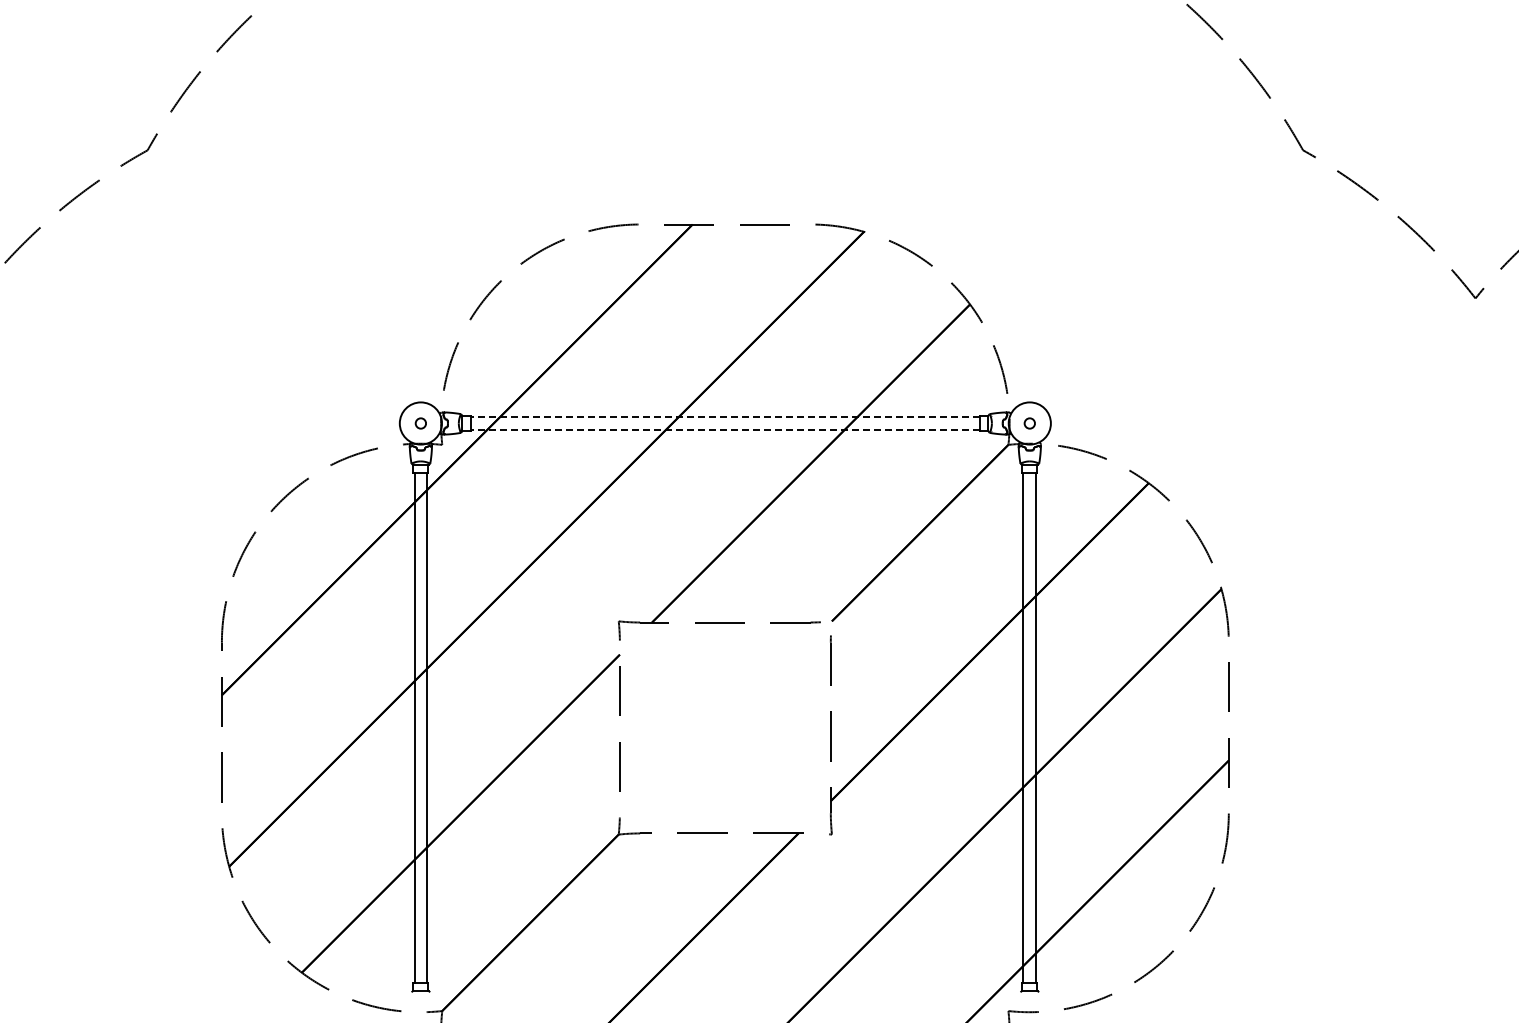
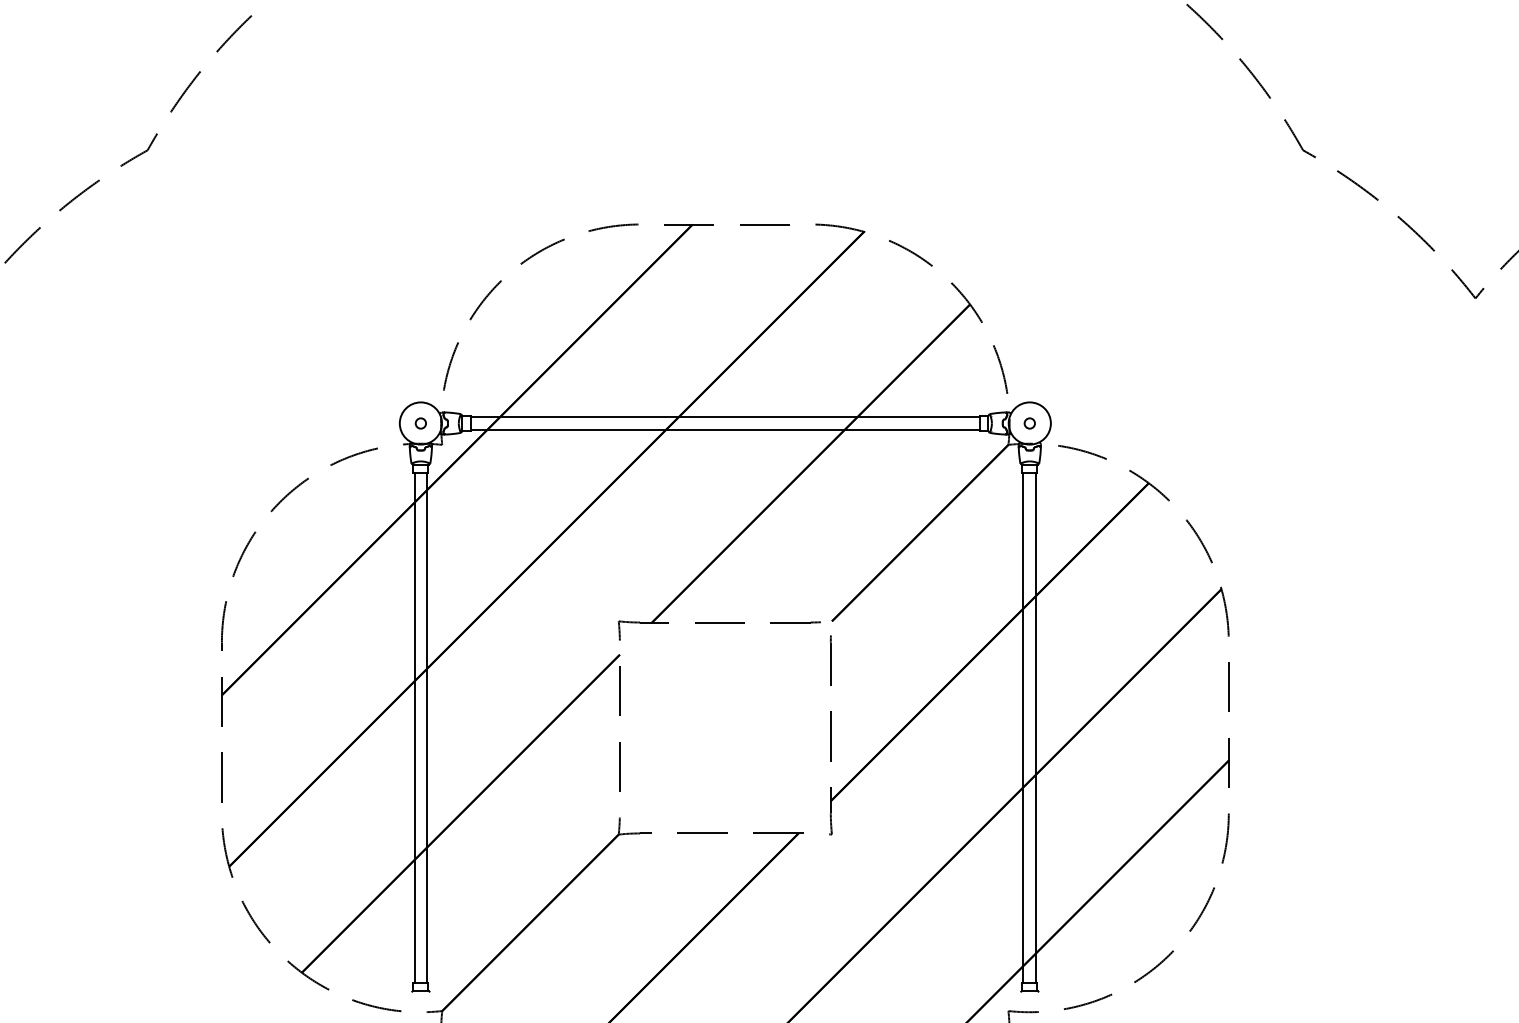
line: dashed -> solid (725, 417)
line: dashed -> solid (725, 429)
